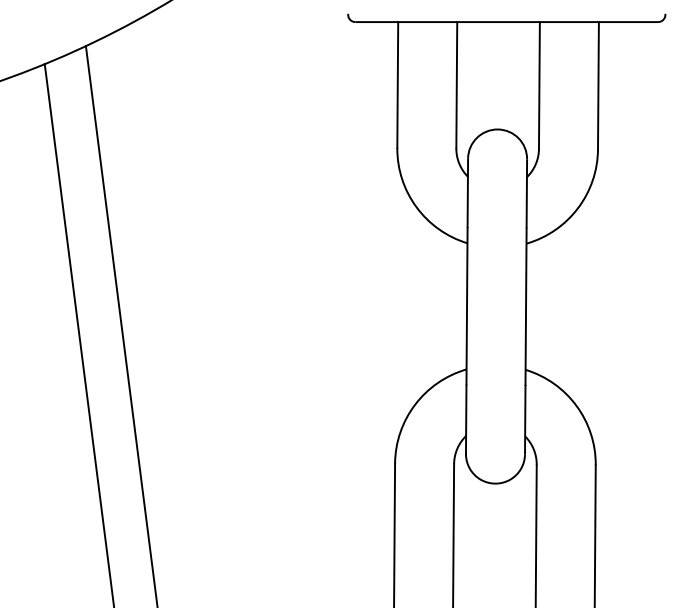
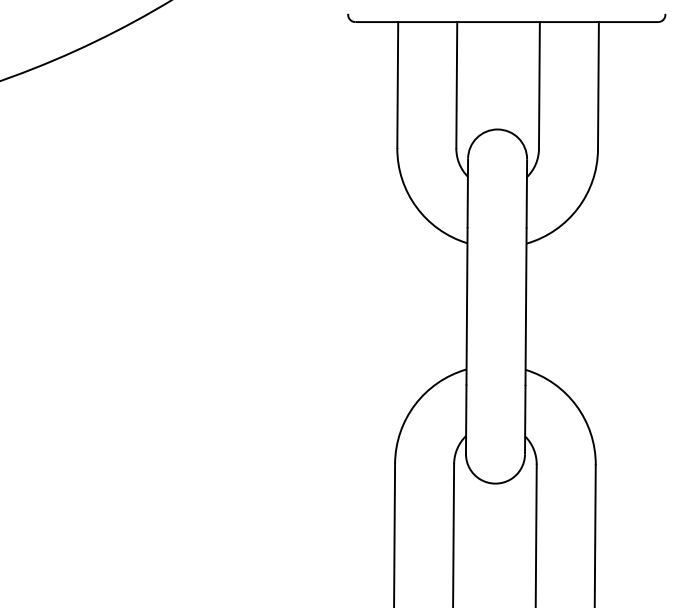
line: present -> none (121, 324)
line: present -> none (78, 333)
